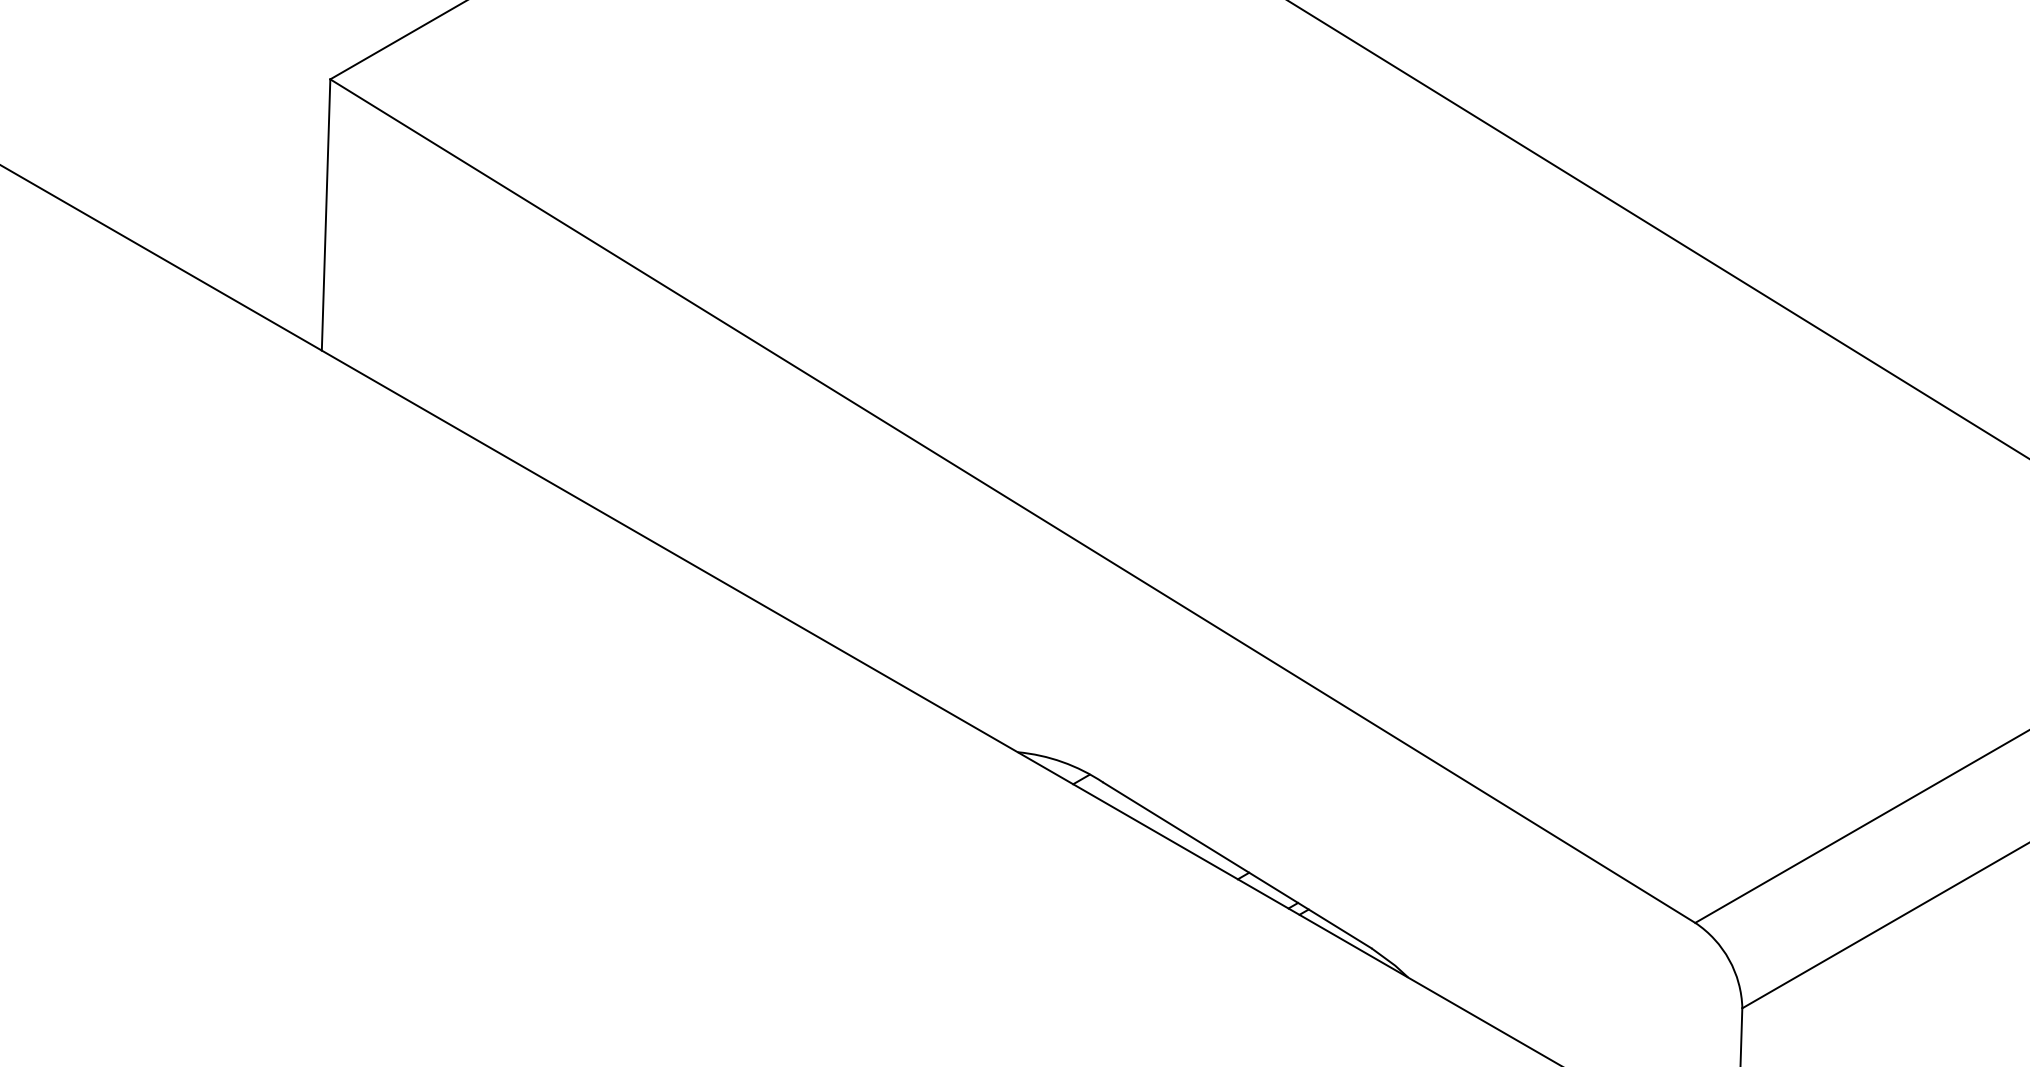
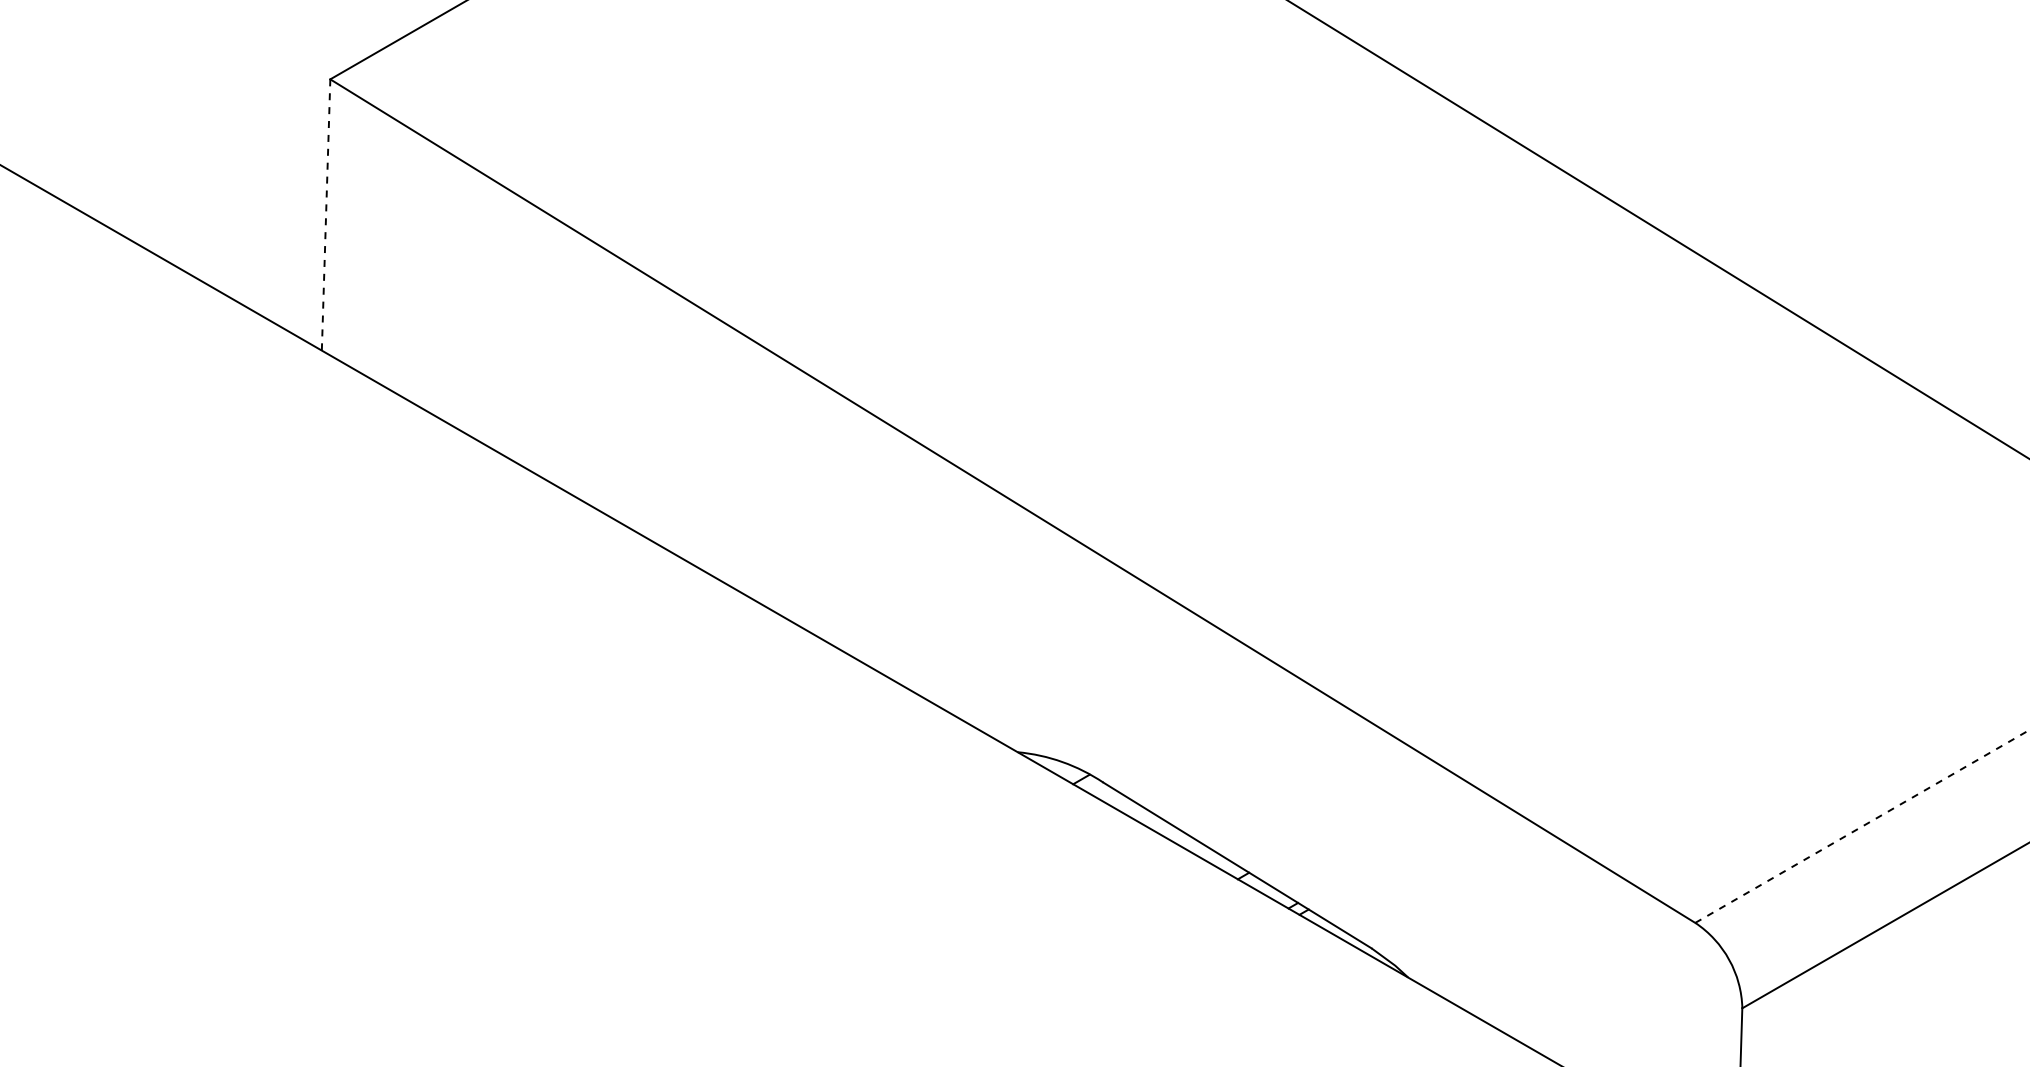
line: solid -> dashed (326, 214)
line: solid -> dashed (1862, 826)
